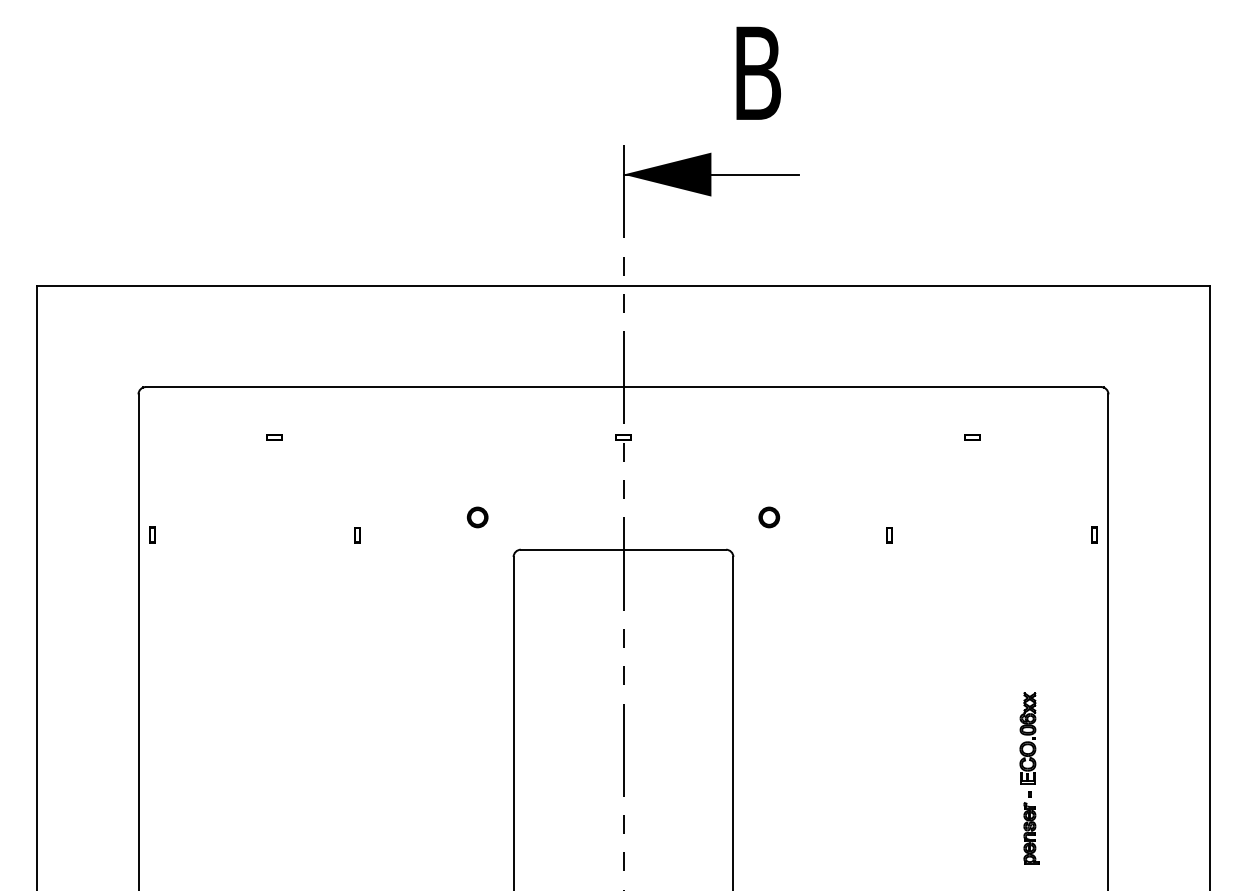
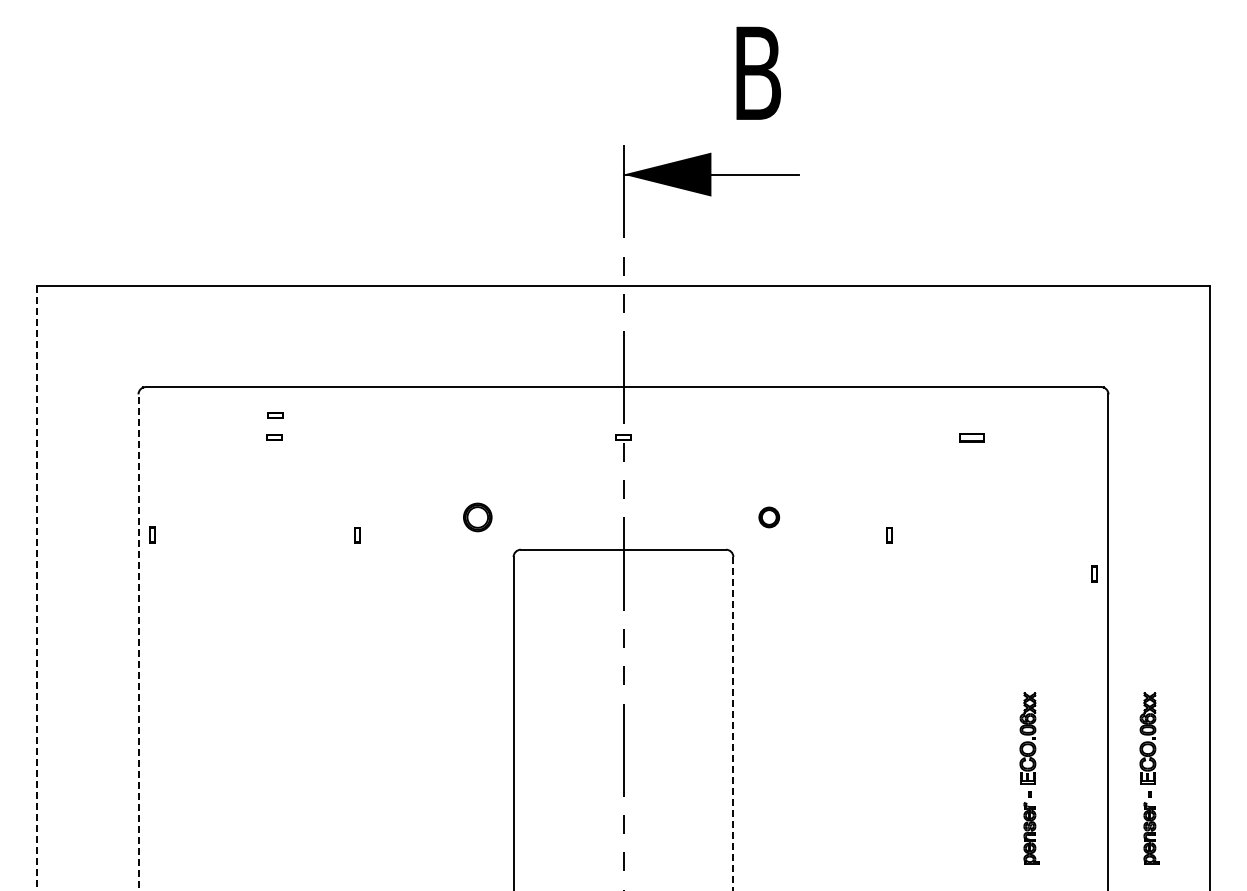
part: none -> present (275, 415)
part size: 17x7 px -> 26x10 px (971, 437)
part size: 23x23 px -> 30x31 px (477, 517)
part position: (1094, 534) -> (1094, 573) (1094, 573)
line: solid -> dashed (37, 588)
line: solid -> dashed (138, 642)
line: solid -> dashed (733, 723)
part: none -> present (1149, 778)
